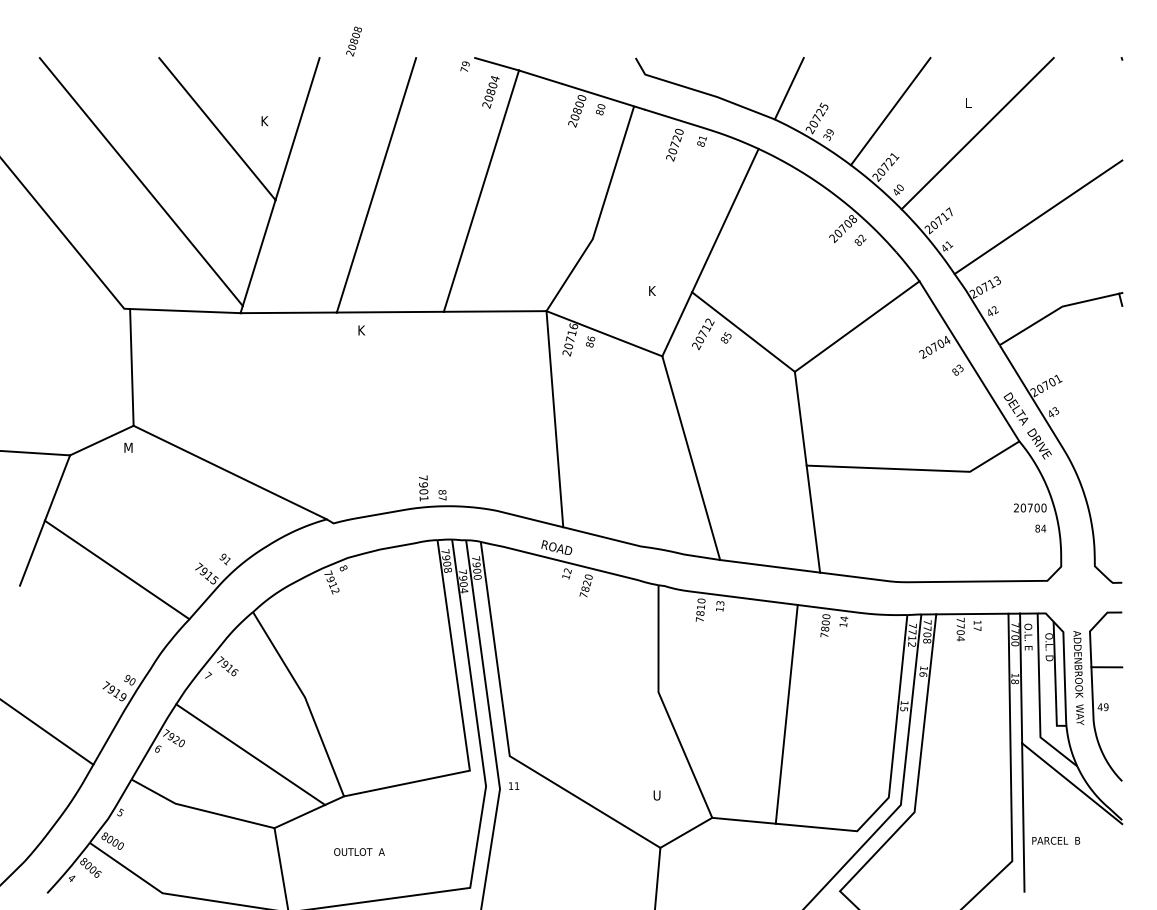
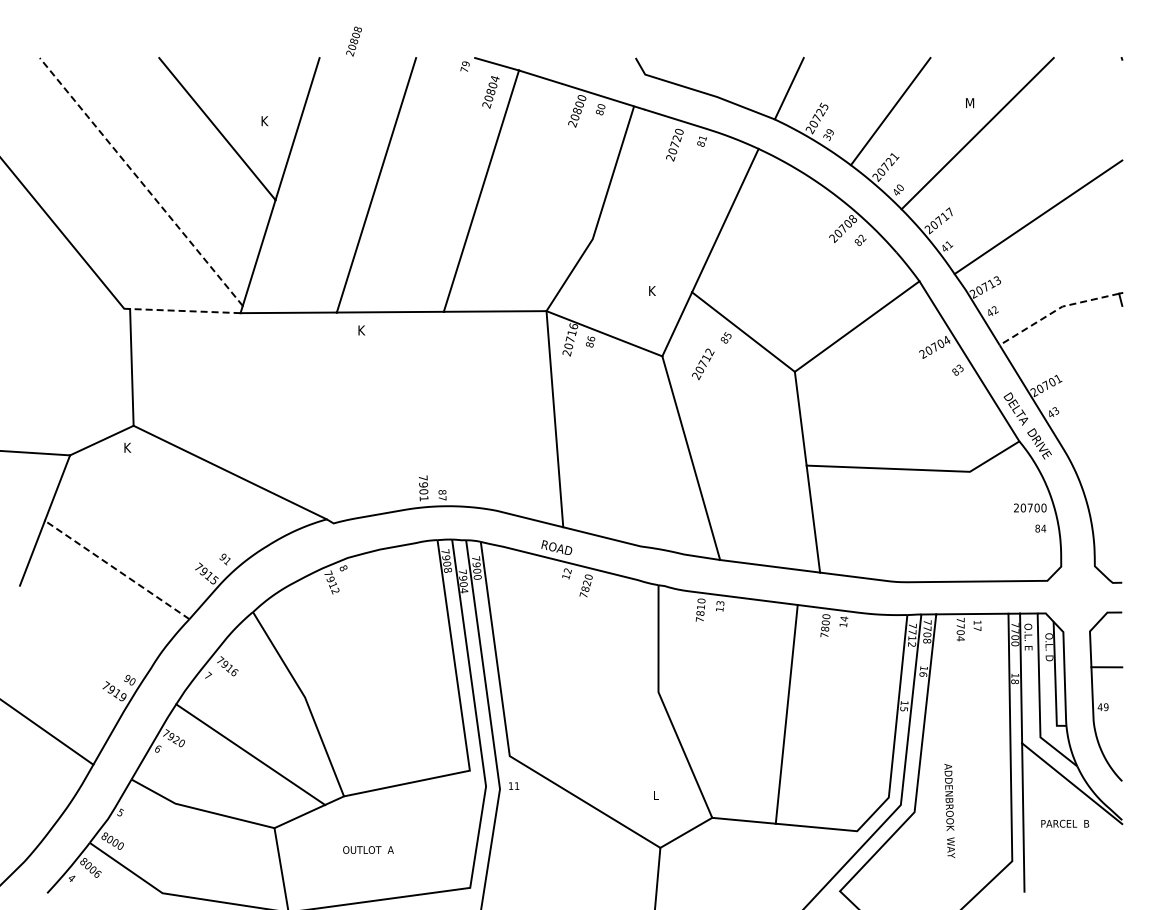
text: L -> M (970, 103)
line: solid -> dashed (141, 181)
line: solid -> dashed (1056, 310)
line: solid -> dashed (184, 311)
text position: (703, 333) -> (703, 363) (703, 363)
text: M -> K (128, 447)
line: solid -> dashed (116, 569)
text position: (1078, 677) -> (949, 810) (949, 810)
text: U -> L (656, 795)
text position: (1056, 840) -> (1065, 823) (1065, 823)
text position: (359, 851) -> (368, 849) (368, 849)
